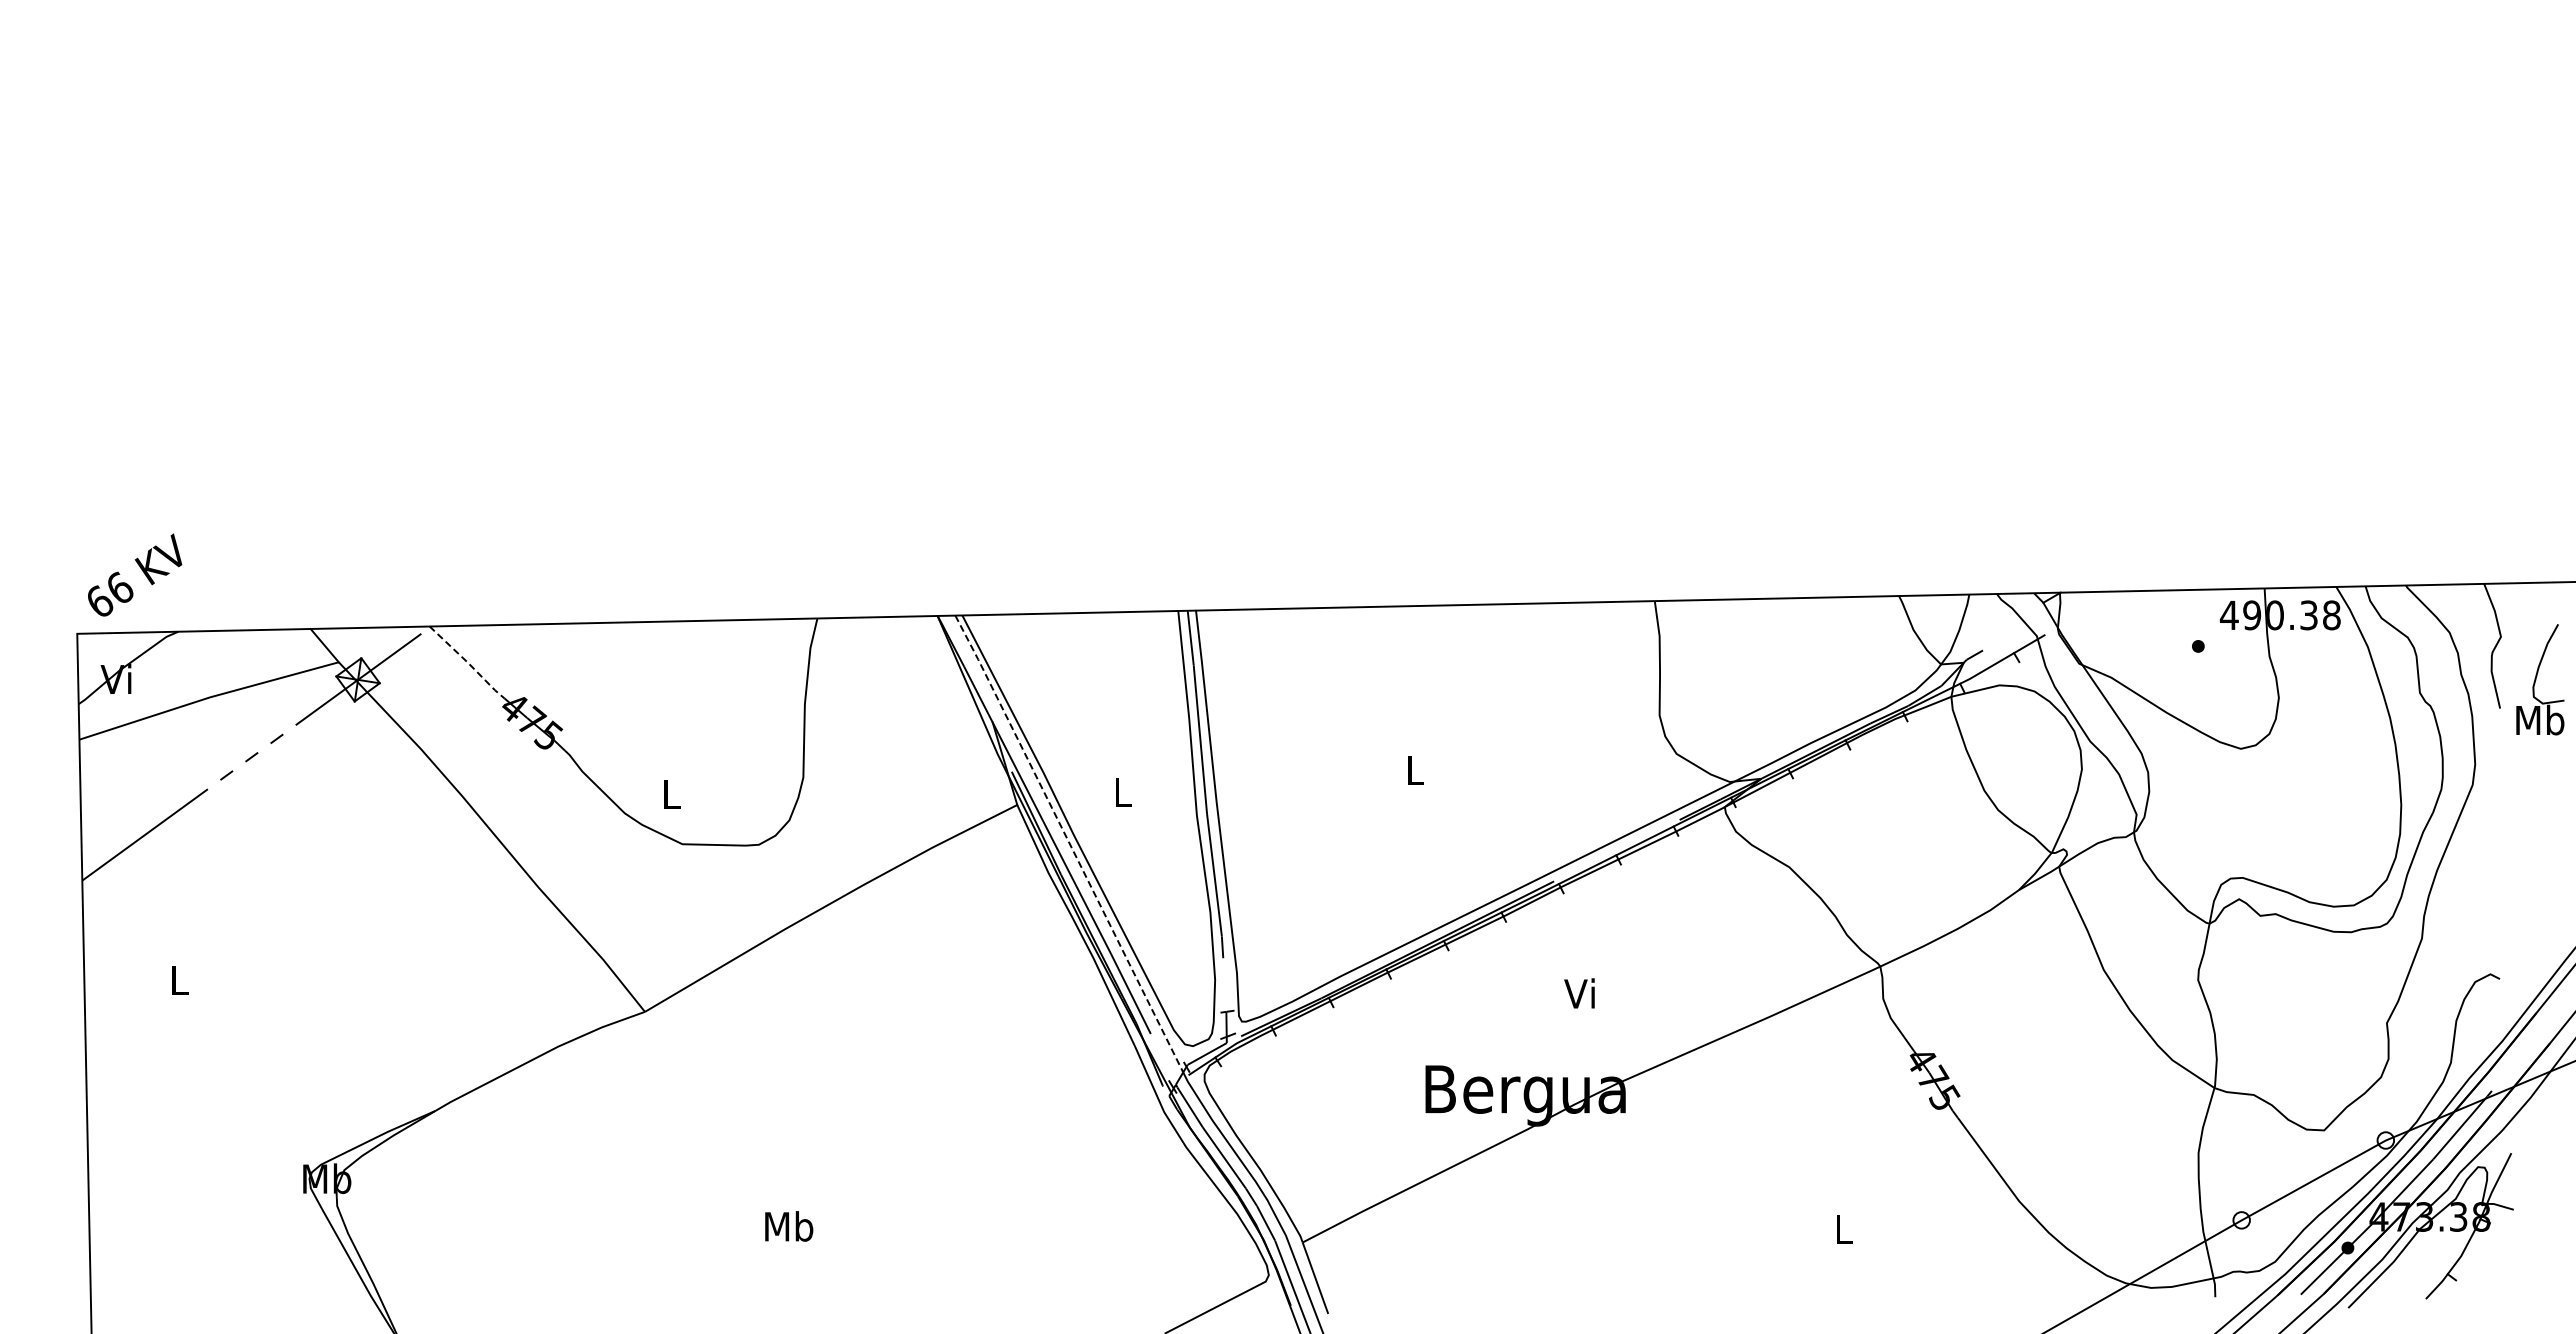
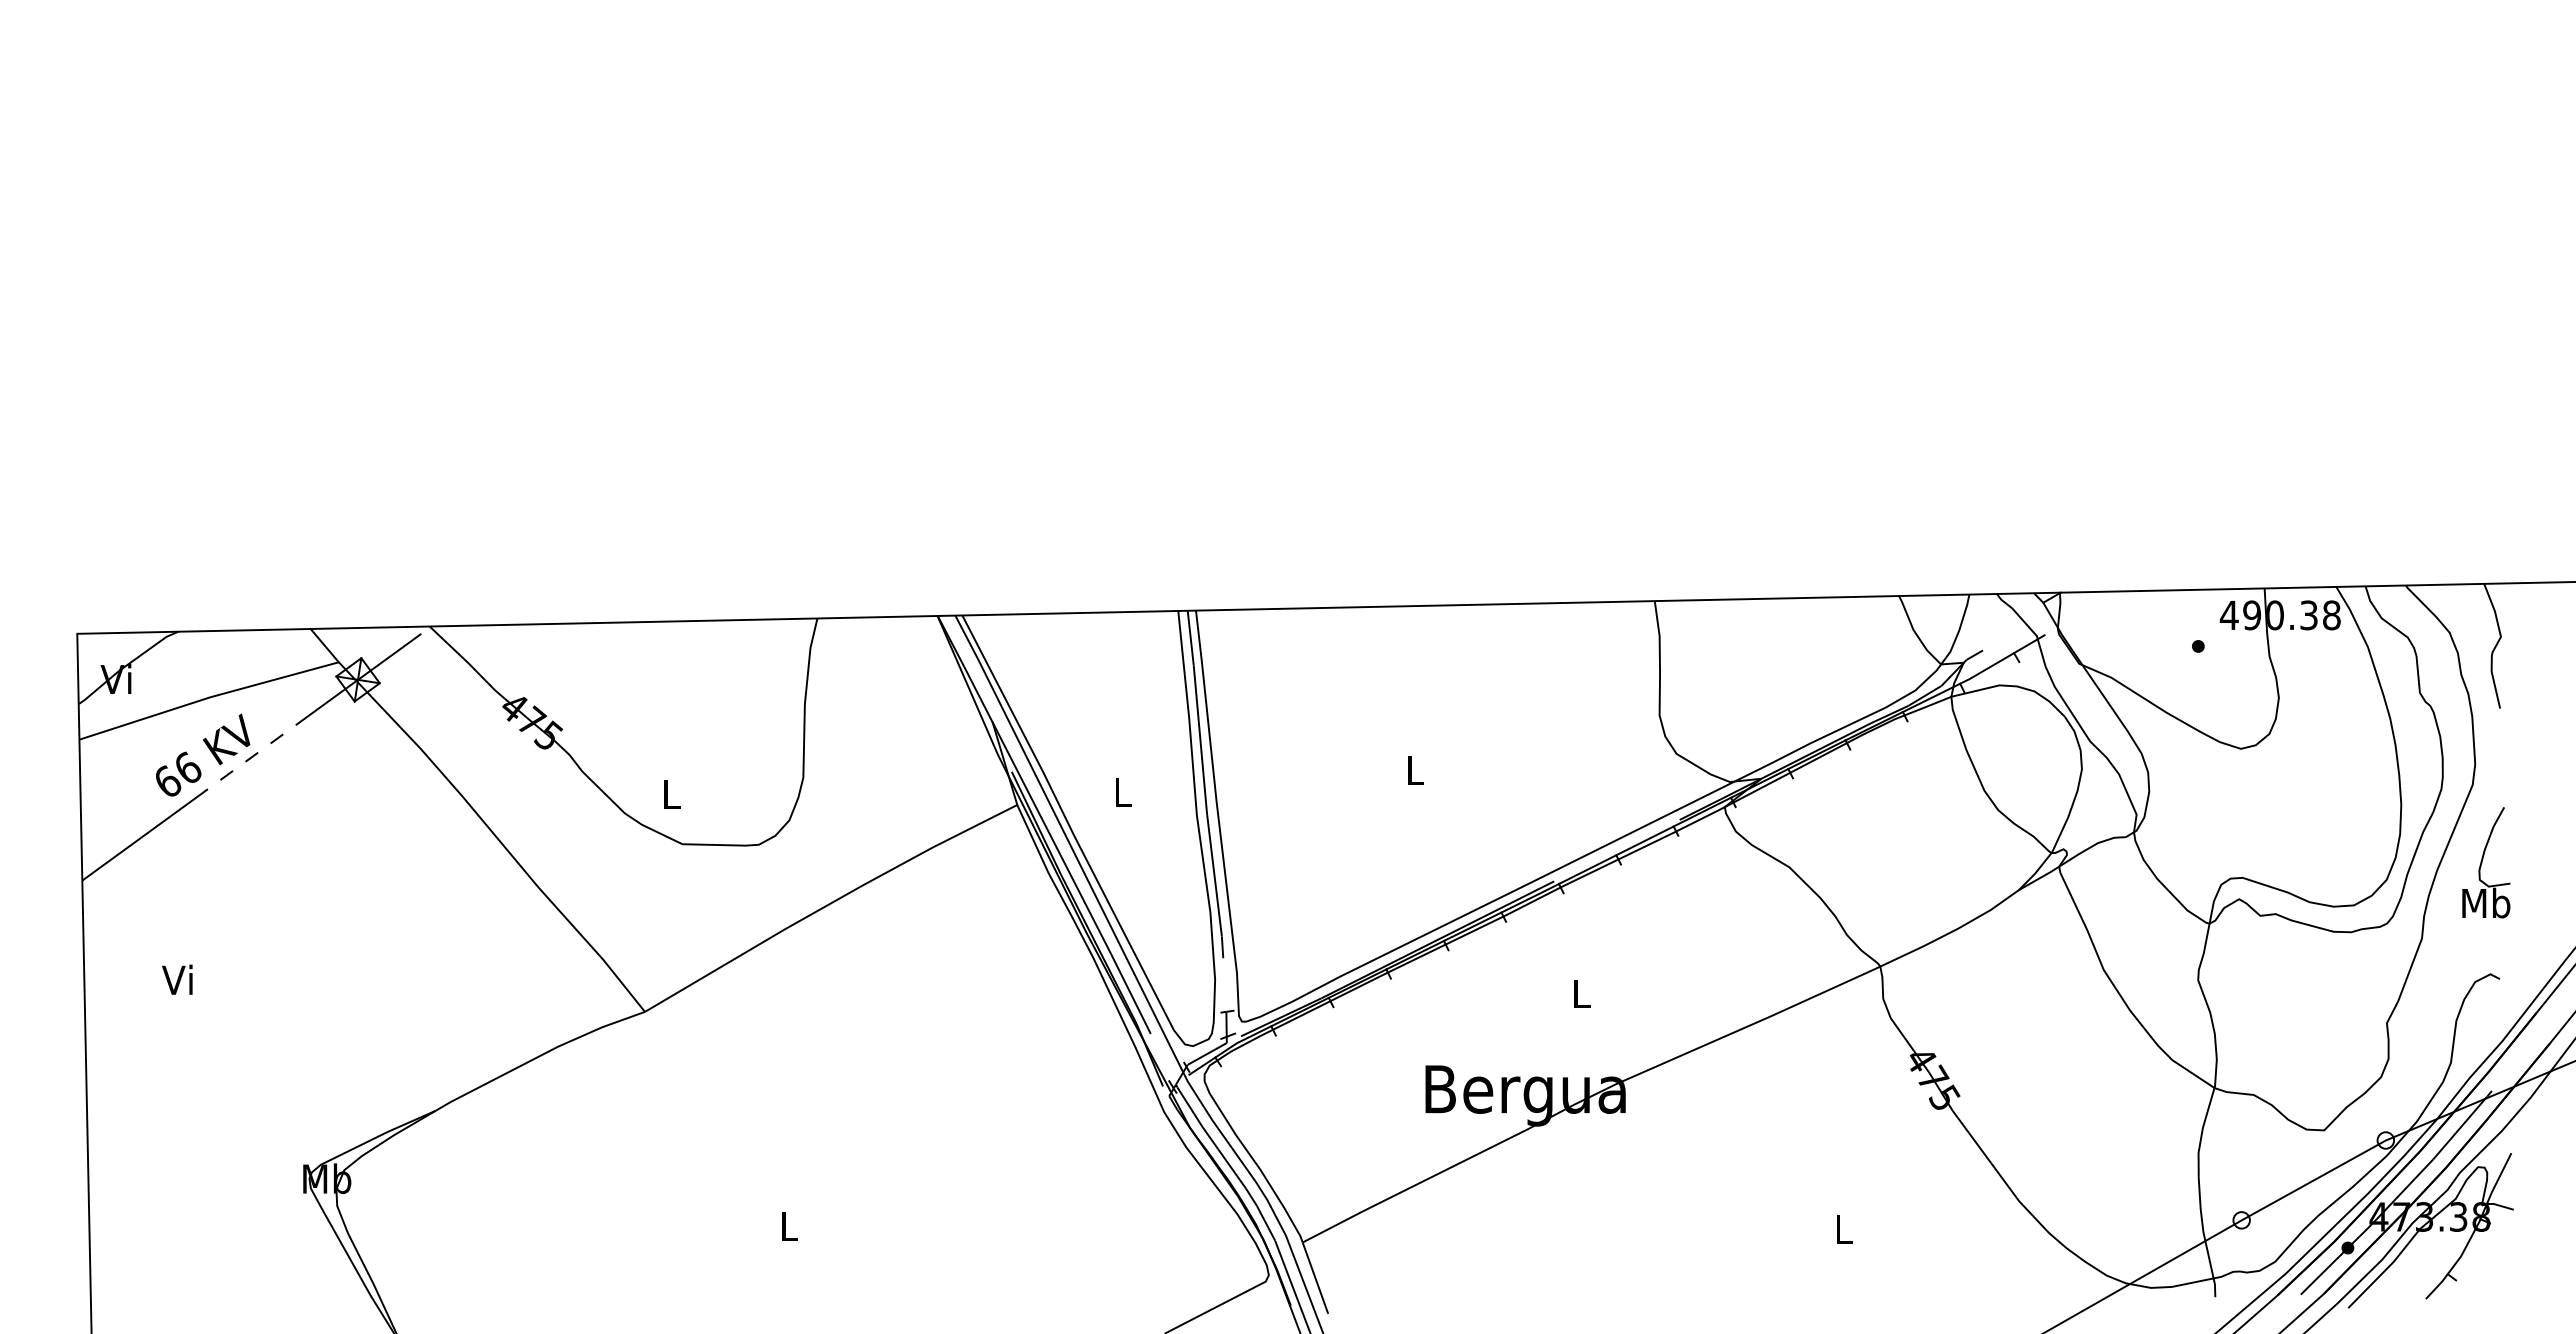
text position: (135, 574) -> (203, 754) (203, 754)
line: dashed -> solid (468, 662)
part position: (2540, 679) -> (2486, 862) (2486, 862)
line: dashed -> solid (1069, 843)
text: L -> Vi (177, 979)
text: Vi -> L (1579, 993)
text: Mb -> L (789, 1226)
